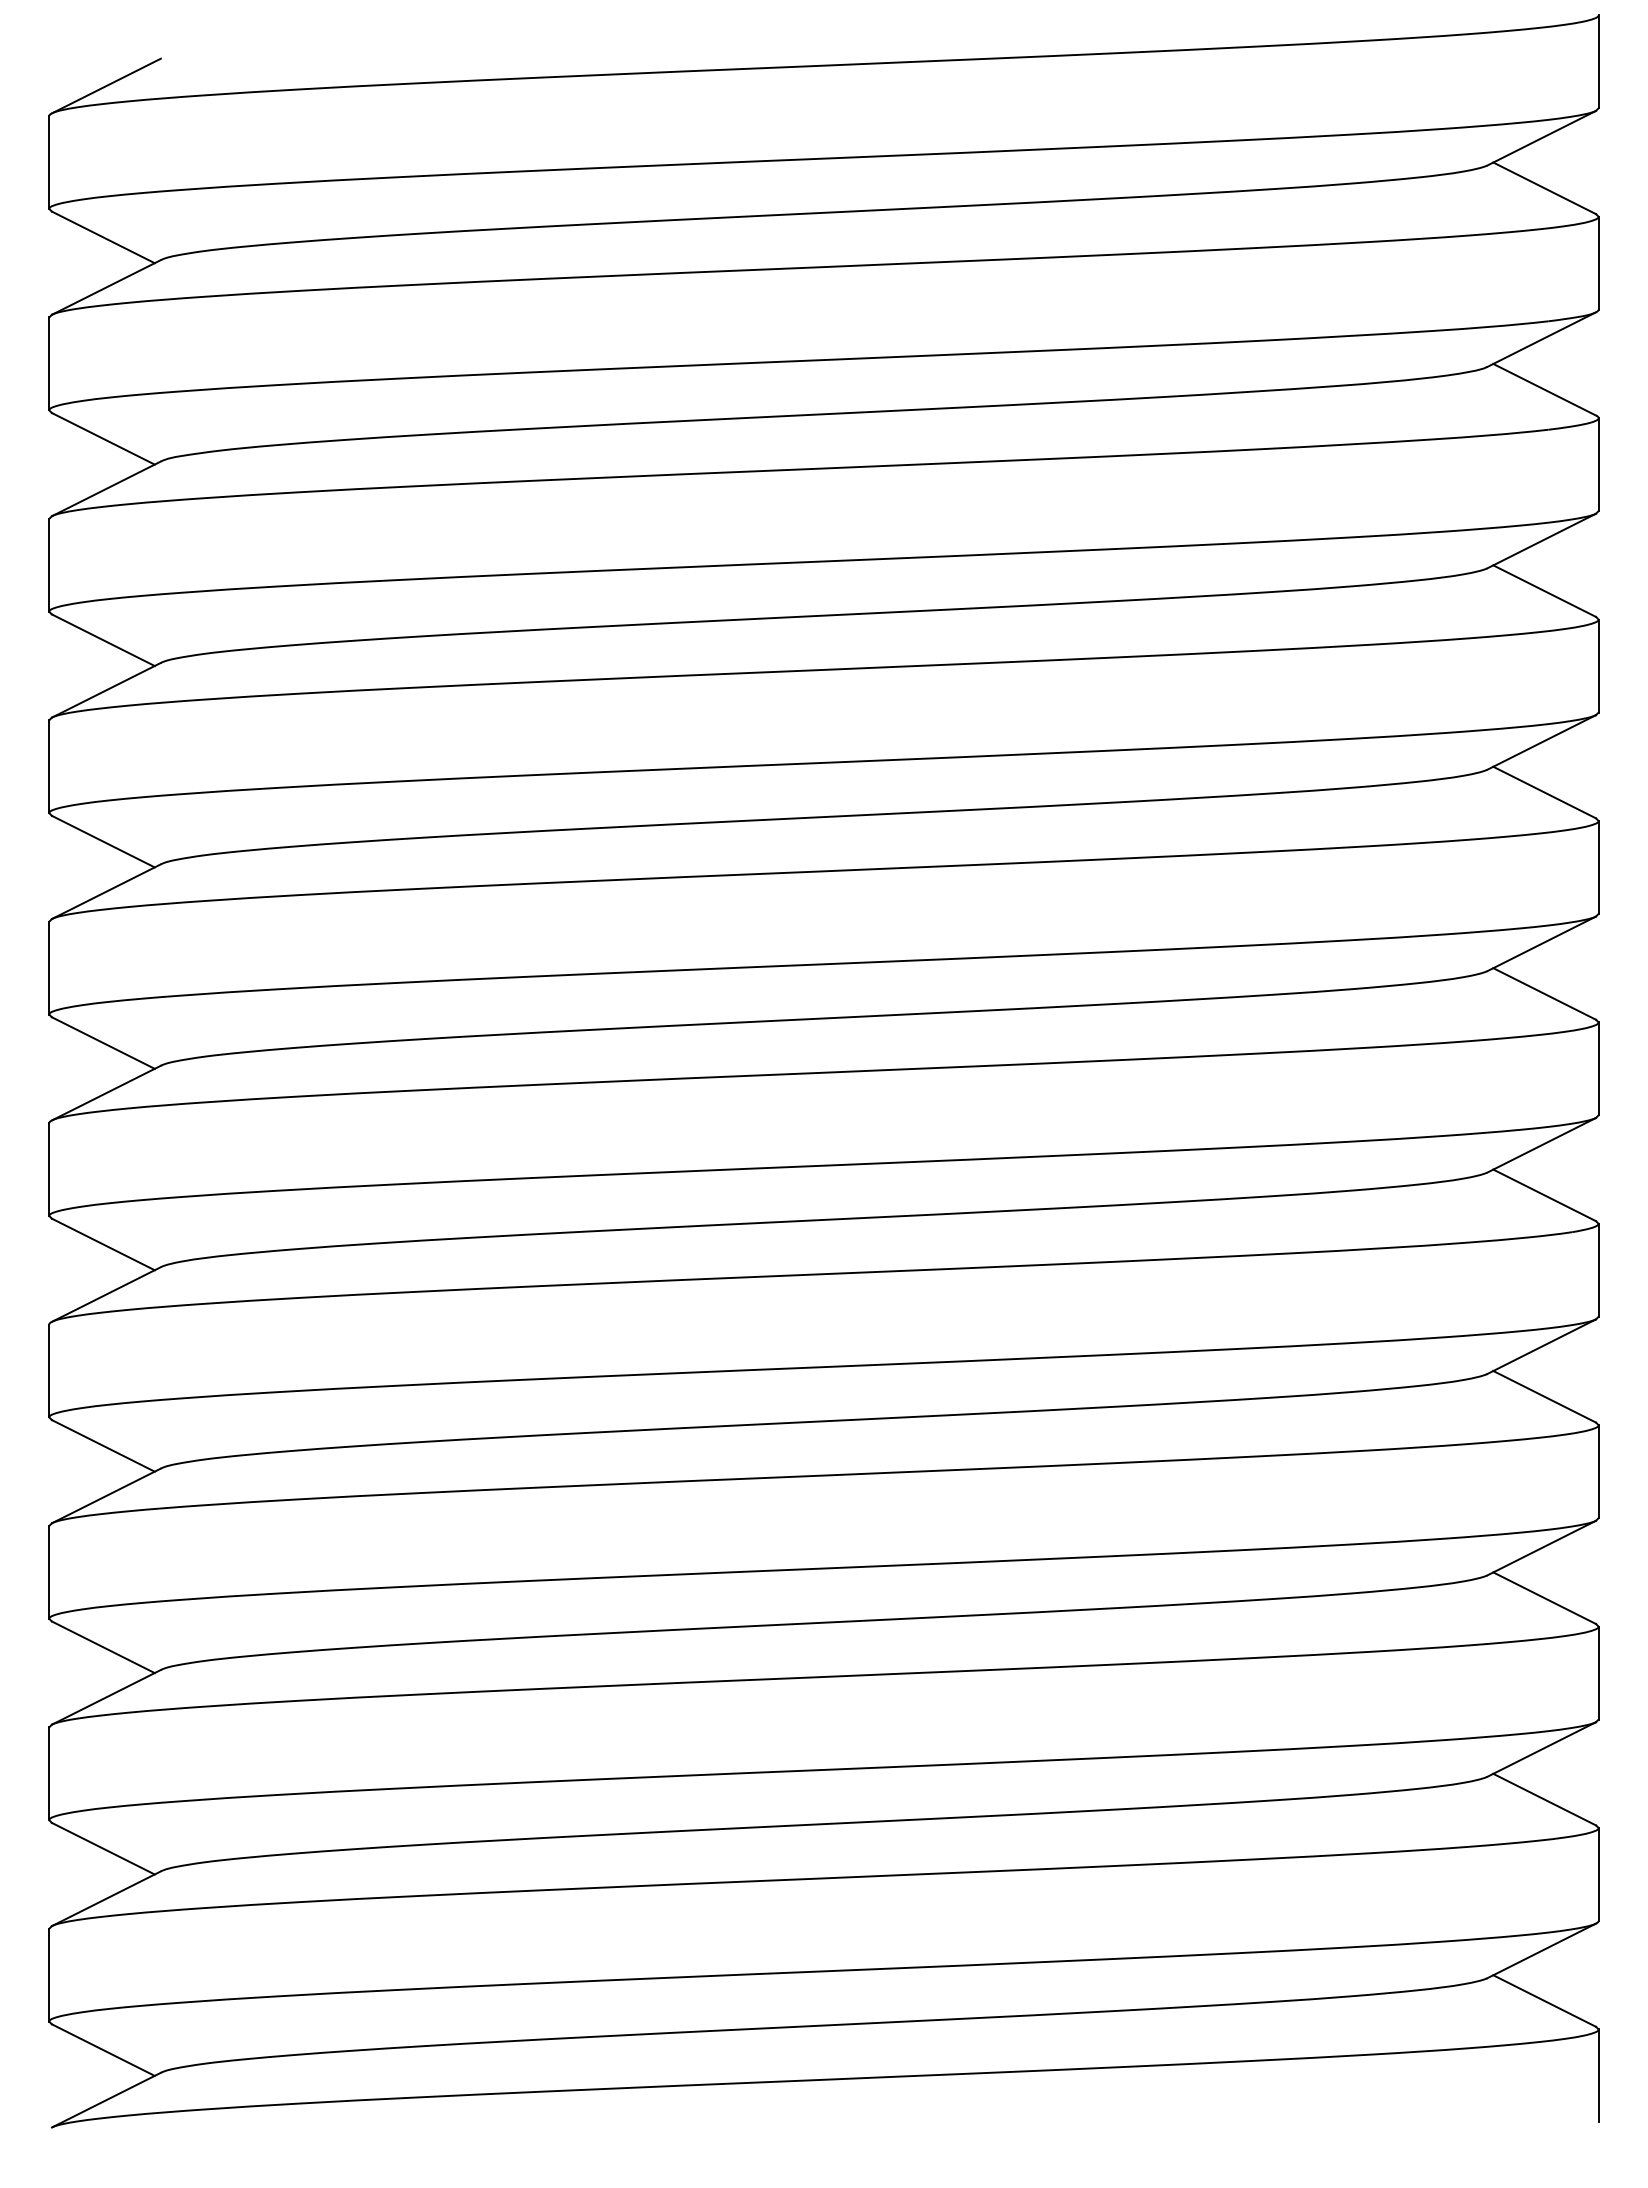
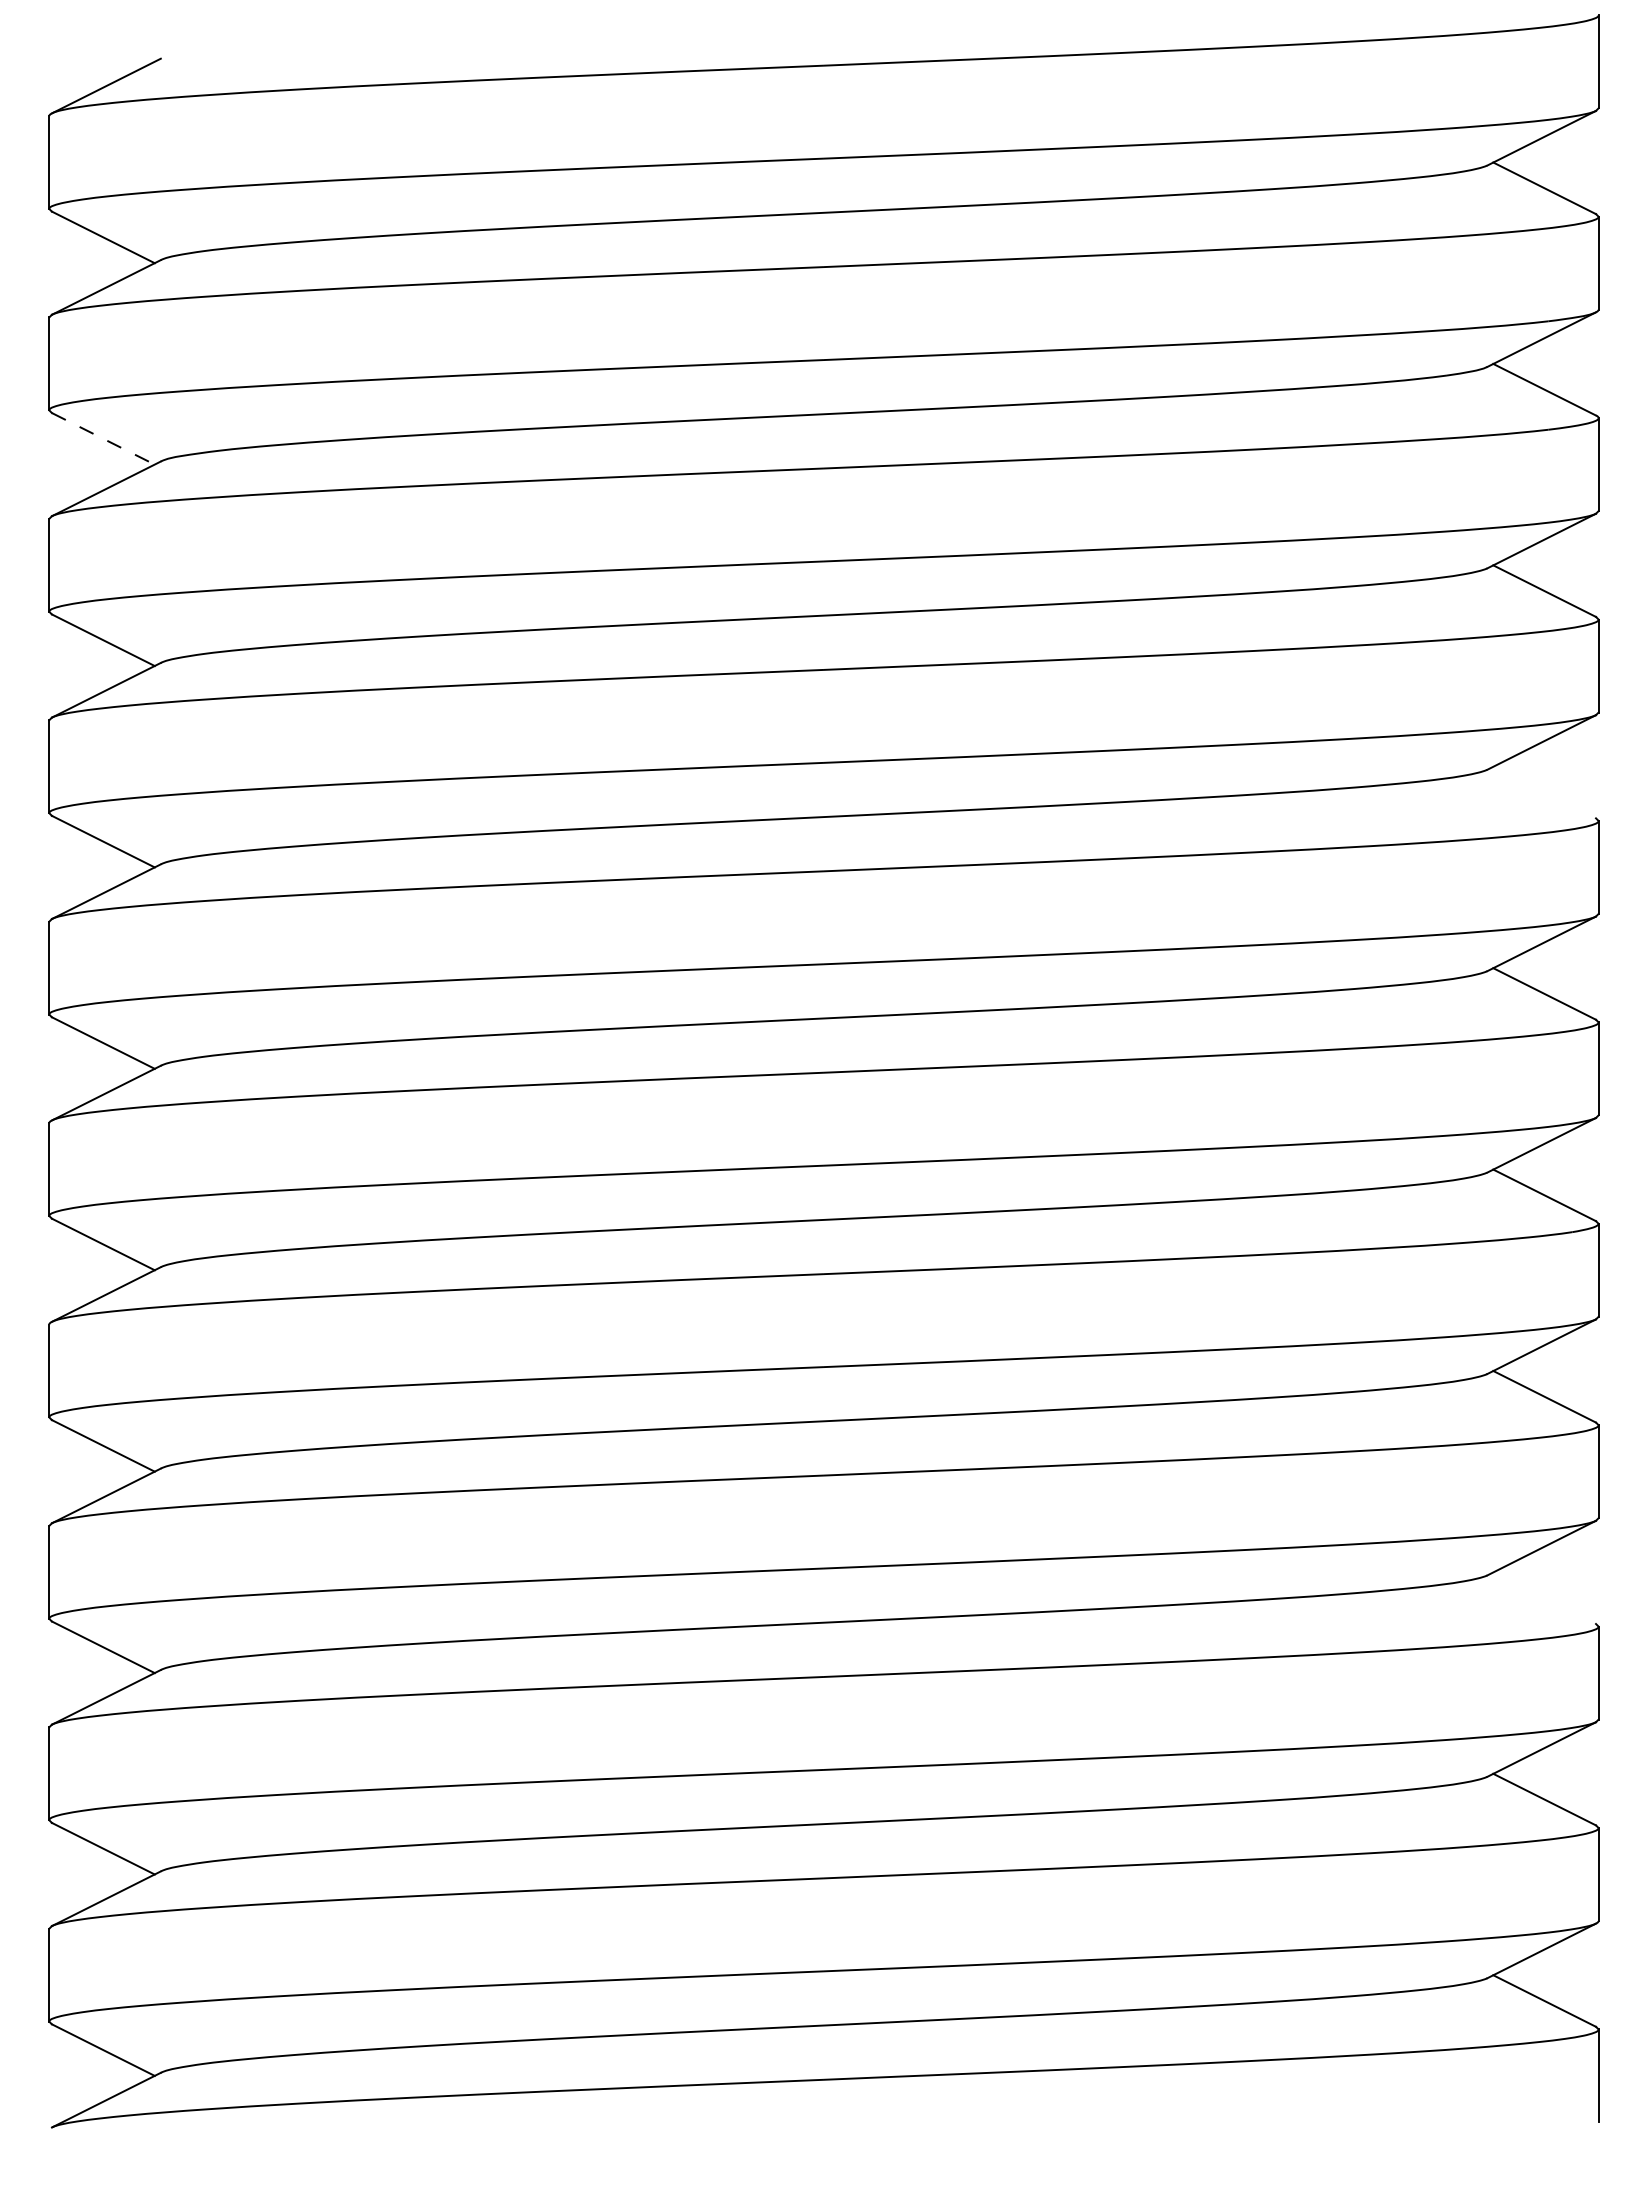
line: solid -> dashed (103, 438)
line: present -> none (1544, 792)
line: present -> none (1544, 1597)
